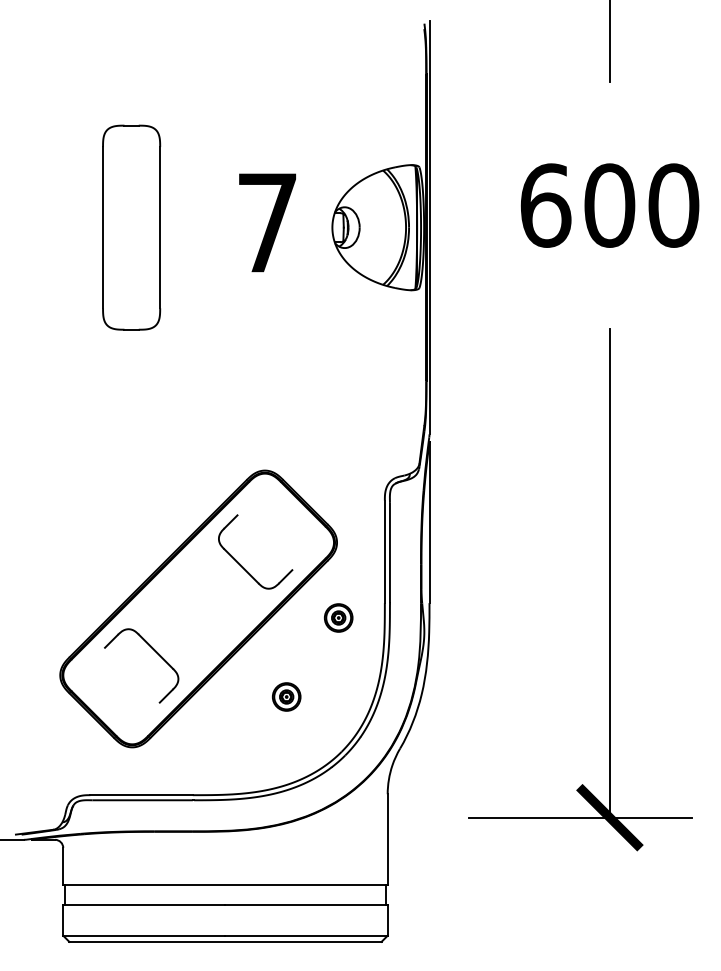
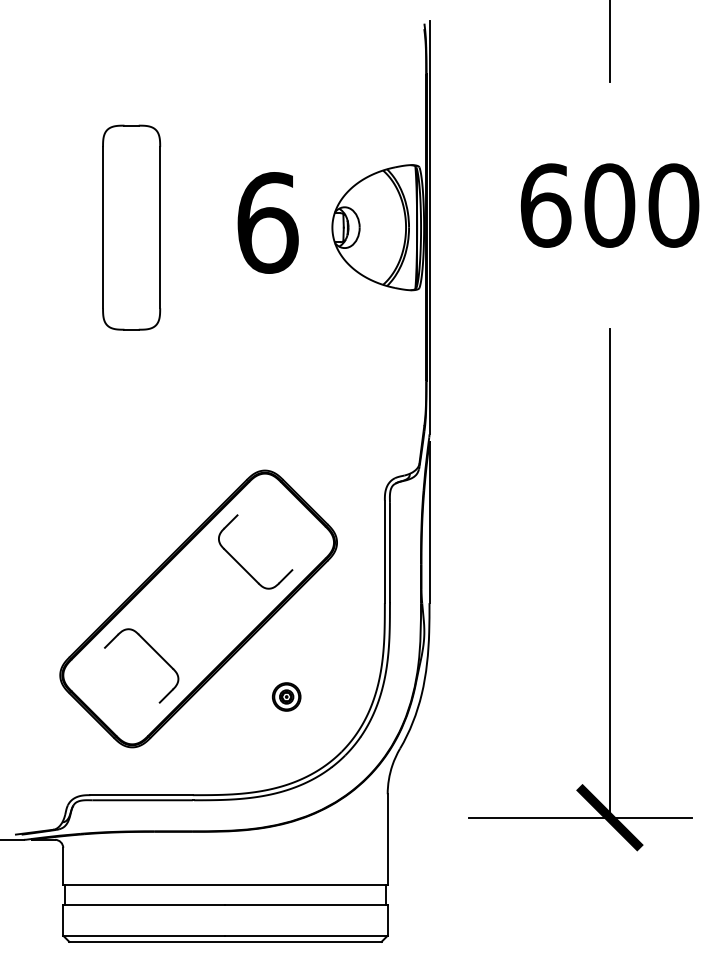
text: 7 -> 6 (267, 222)
part: present -> none (338, 617)
